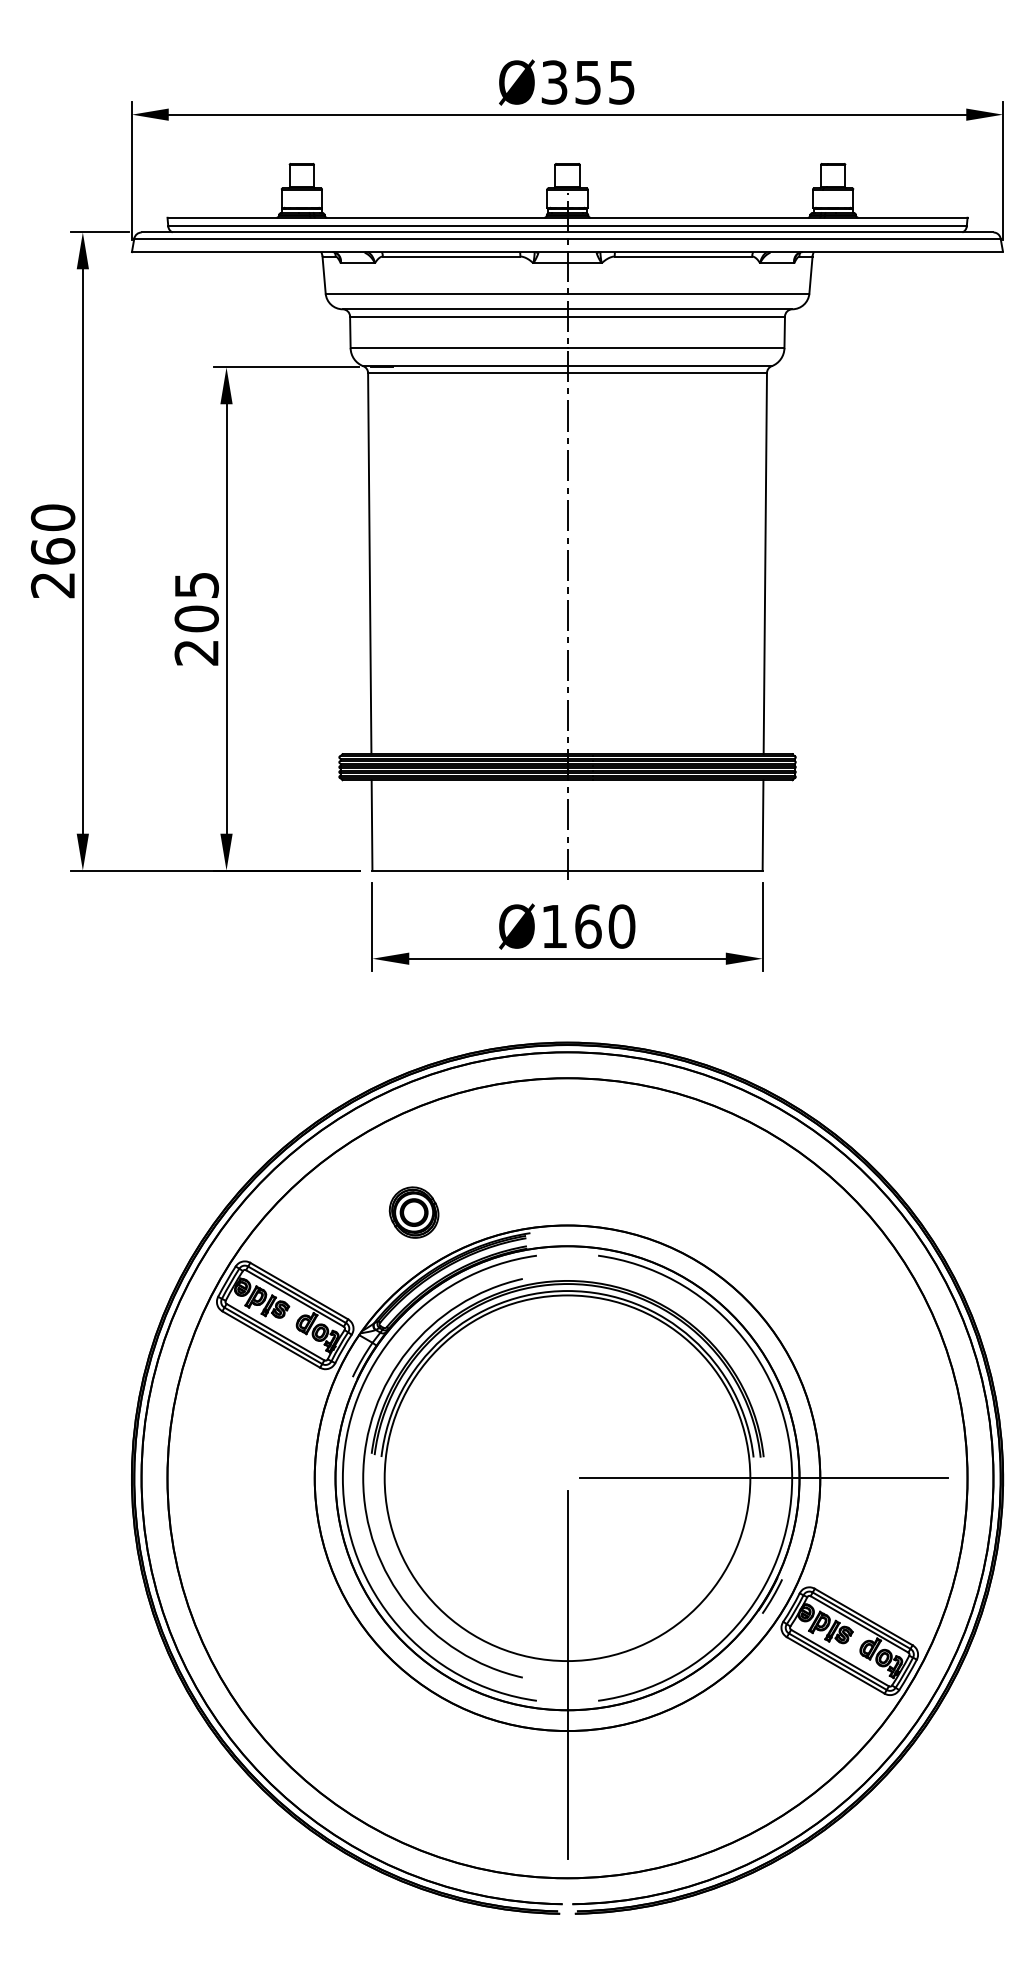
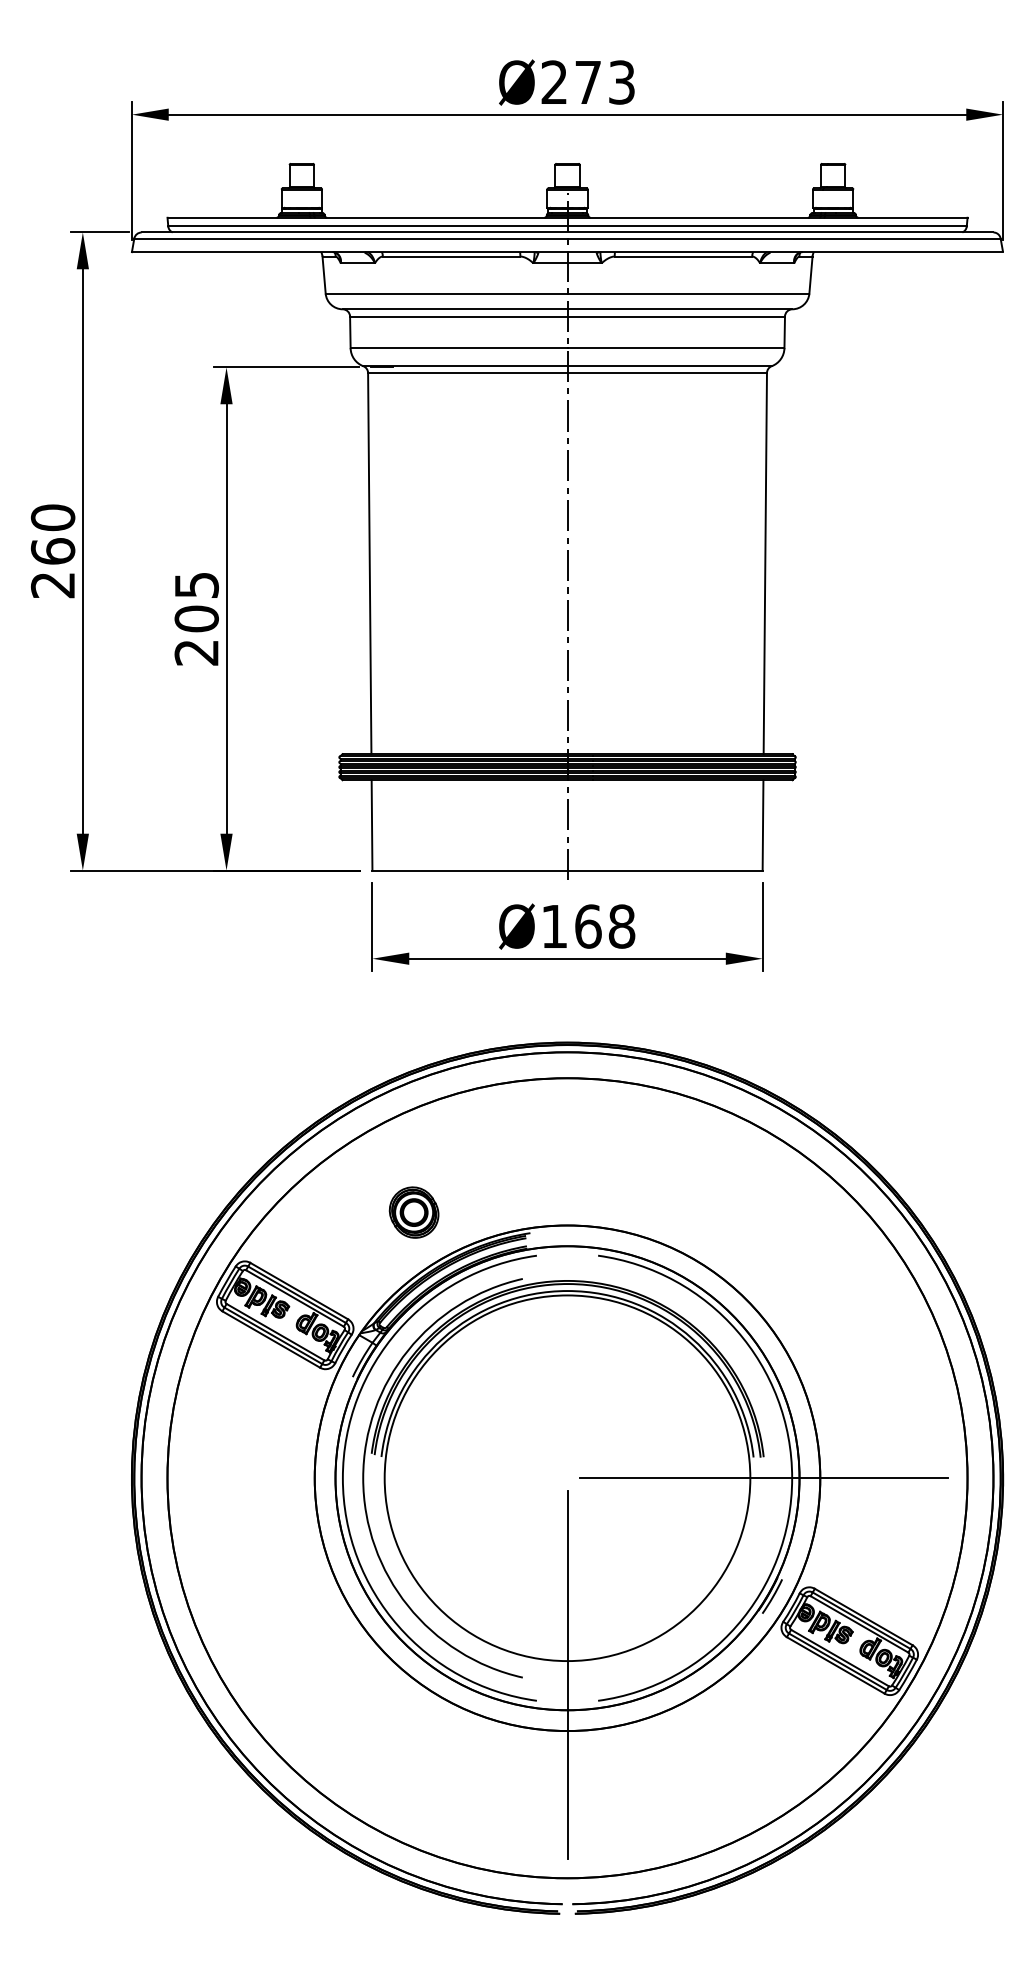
text: Ø355 -> Ø273 (587, 82)
text: Ø160 -> Ø168 (621, 926)
